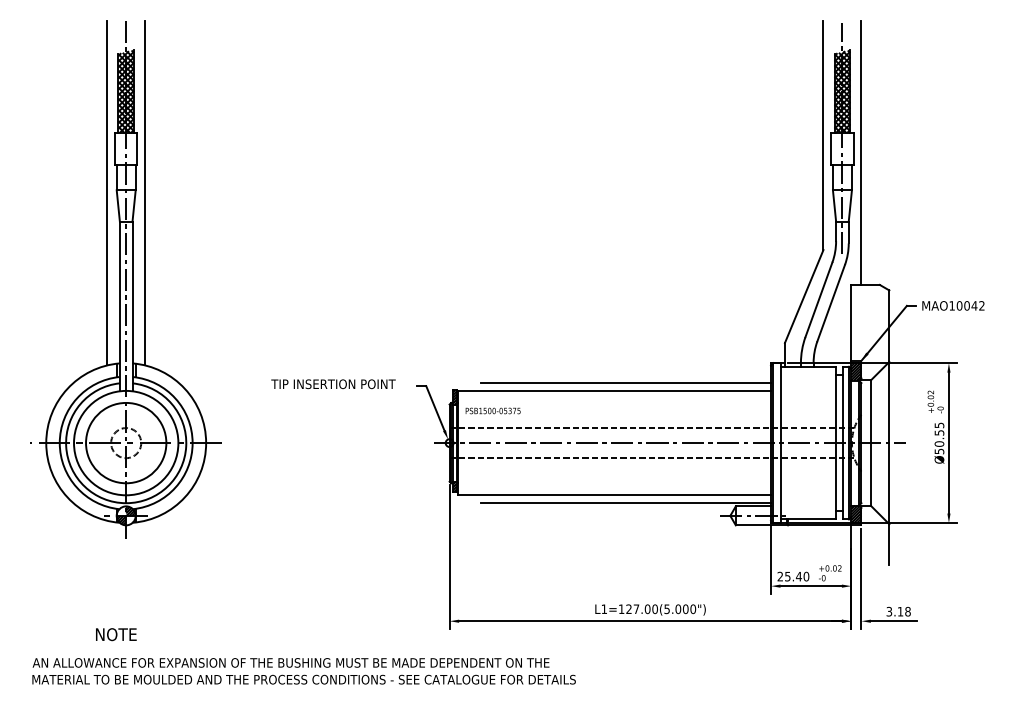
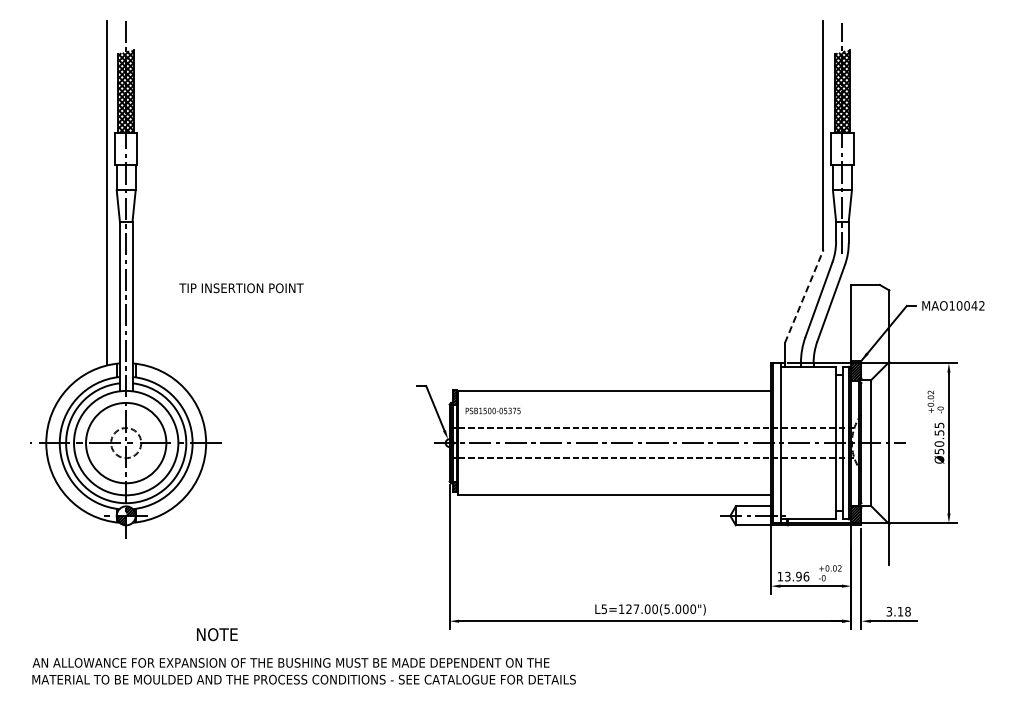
line: present -> none (861, 152)
line: present -> none (145, 193)
line: solid -> dashed (804, 296)
line: present -> none (626, 383)
text position: (333, 384) -> (241, 288) (241, 288)
line: present -> none (626, 503)
text: 25.40 -> 13.96 (793, 576)
text: L1=127.00(5.000") -> L5=127.00(5.000") (603, 609)
text position: (116, 634) -> (217, 634) (217, 634)
